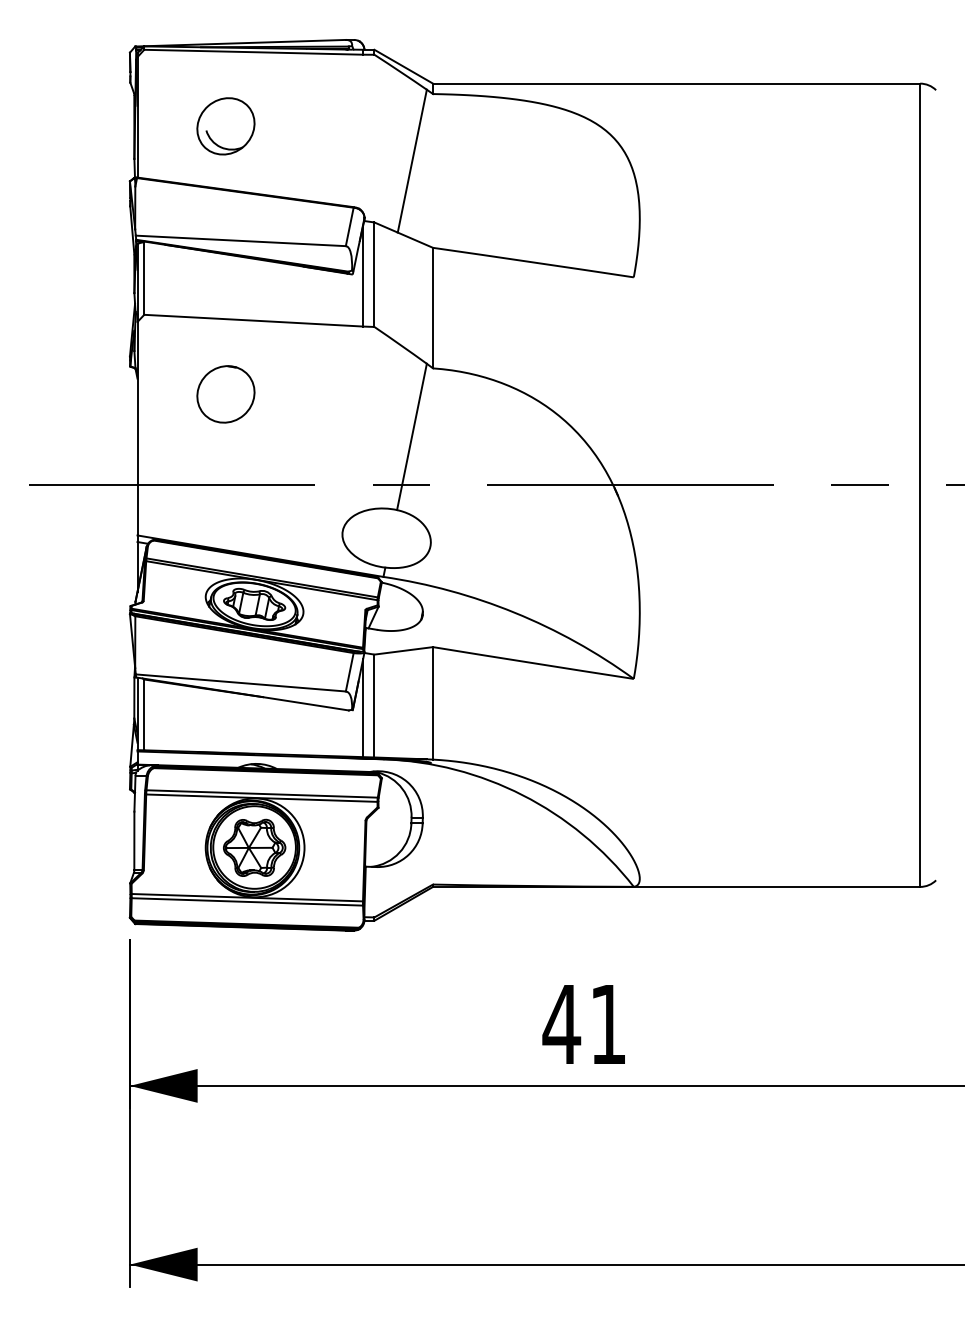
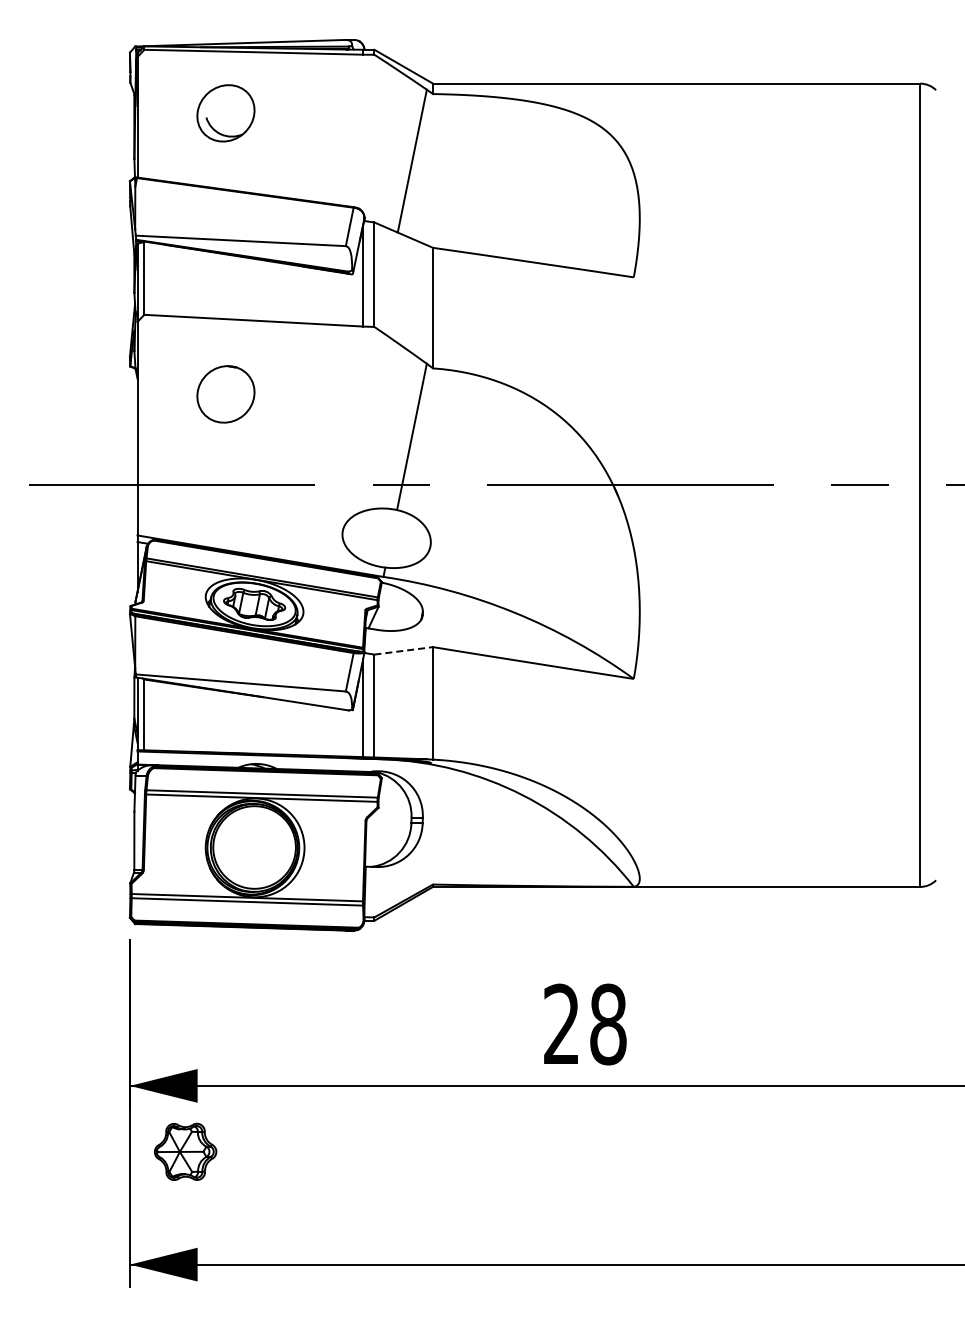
part position: (225, 126) -> (225, 113) (225, 113)
line: solid -> dashed (403, 650)
part position: (254, 847) -> (185, 1151) (185, 1151)
text: 41 -> 28 (584, 1024)
